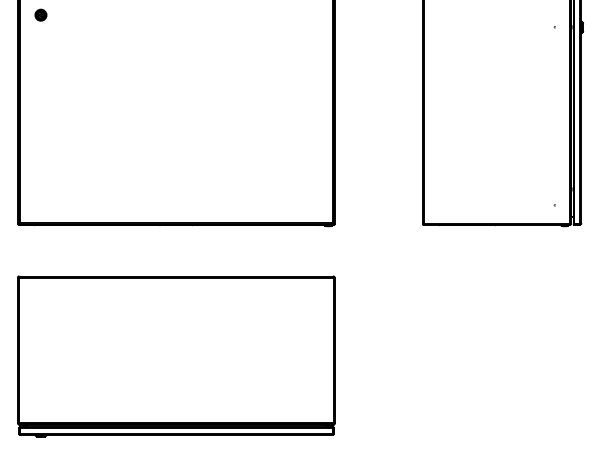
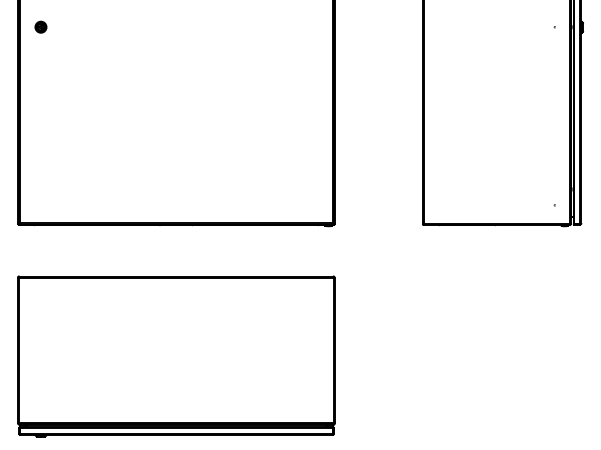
part position: (40, 14) -> (40, 26) (40, 26)
